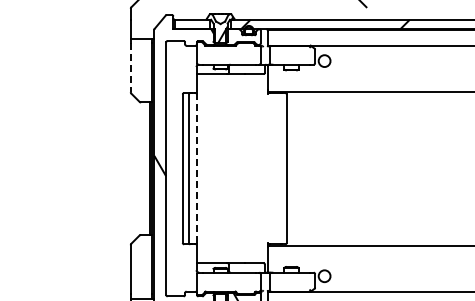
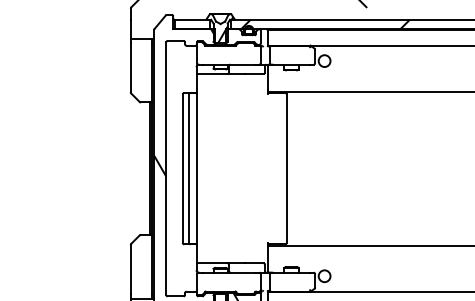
line: dashed -> solid (130, 68)
line: dashed -> solid (196, 168)
